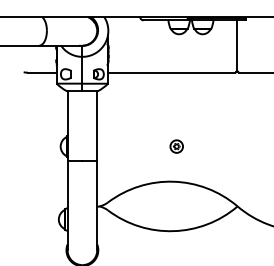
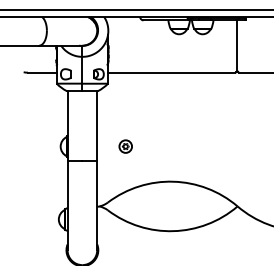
line: none -> present (136, 9)
part position: (176, 146) -> (125, 146) (125, 146)
